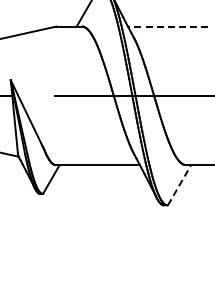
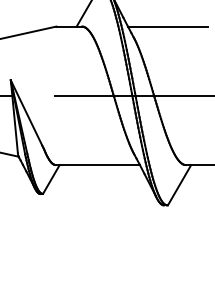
line: dashed -> solid (167, 26)
line: dashed -> solid (179, 184)
